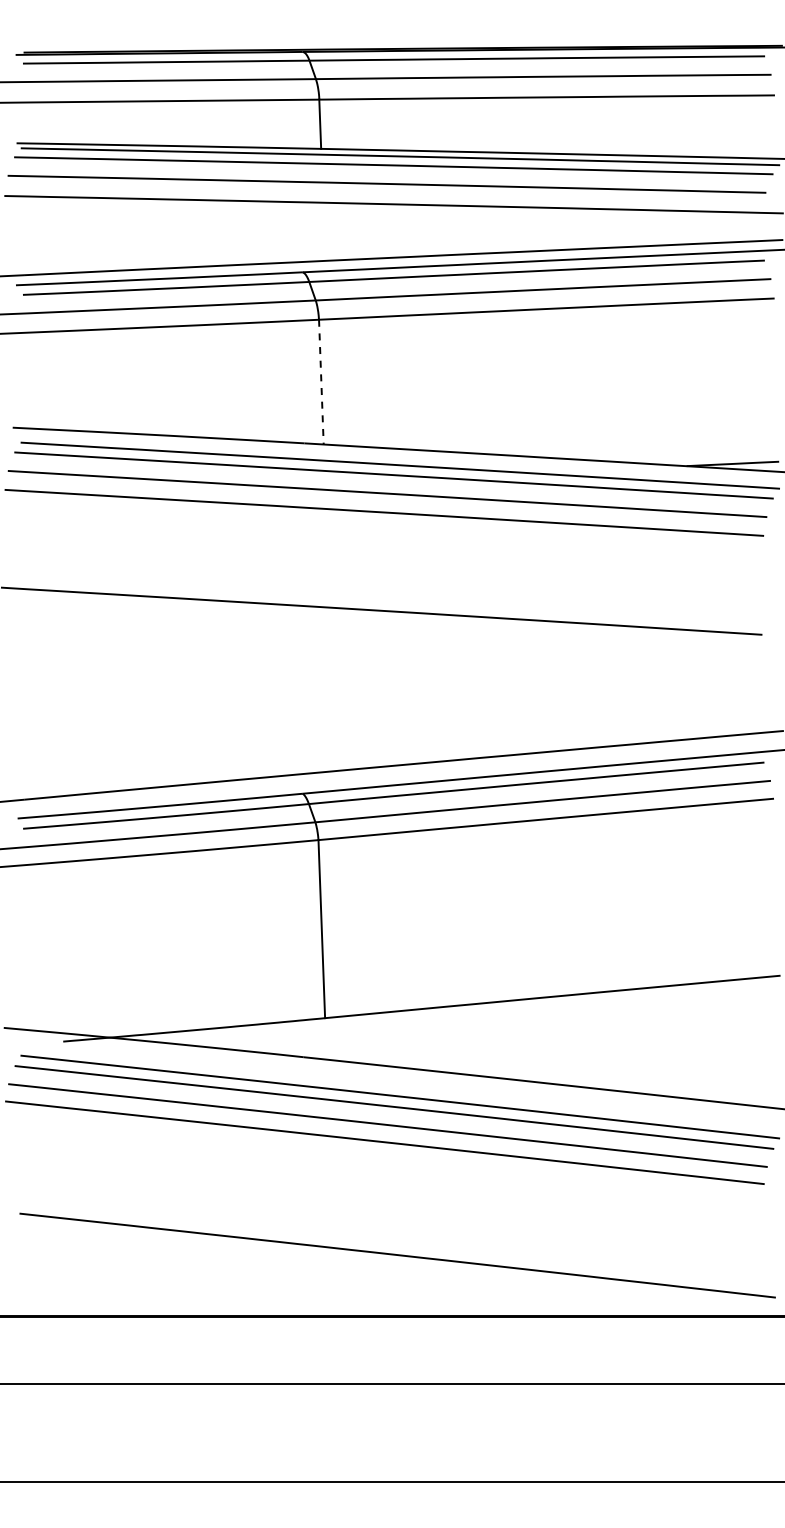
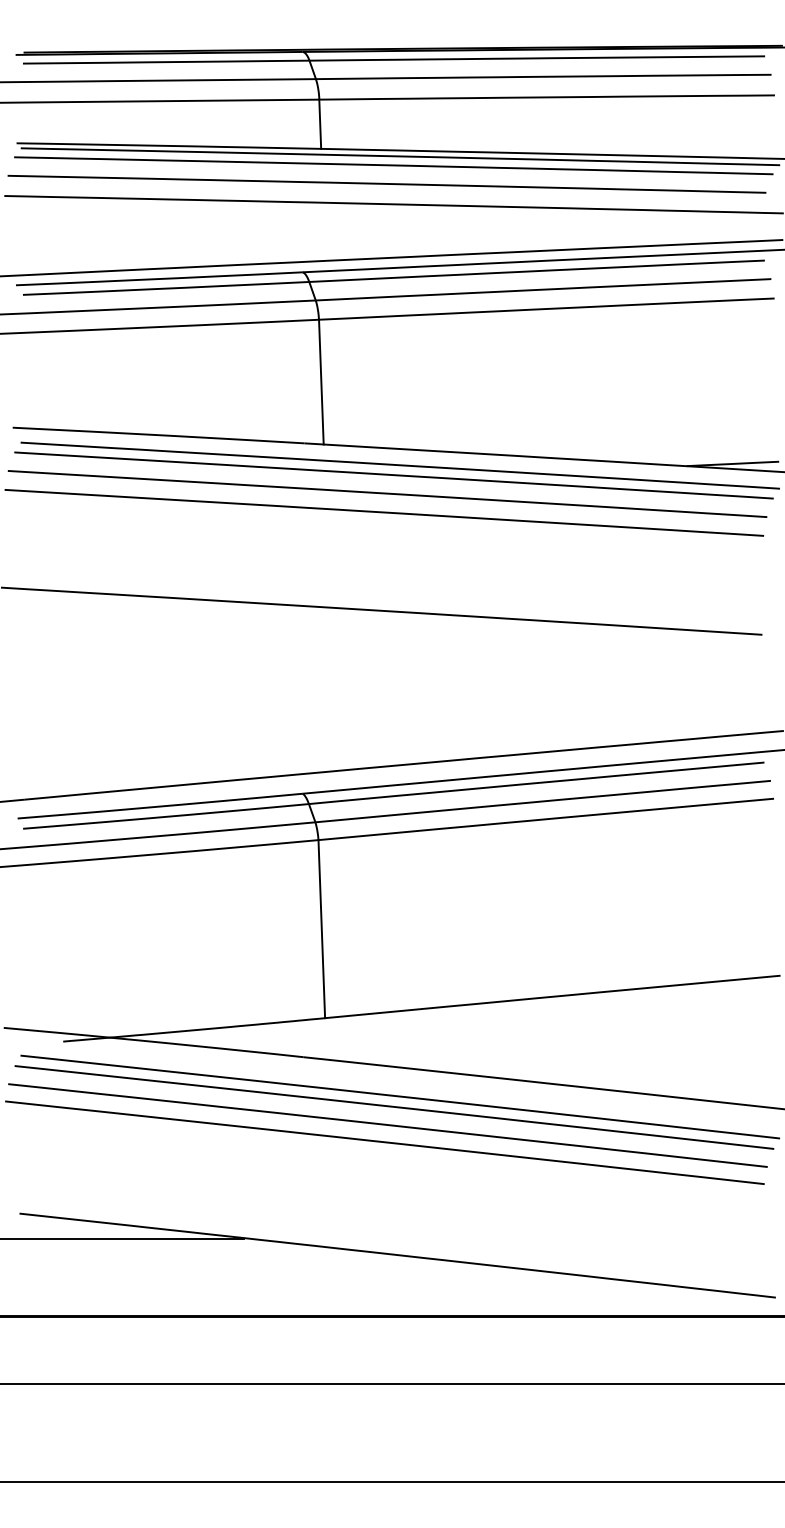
line: dashed -> solid (321, 382)
line: none -> present (123, 1239)
